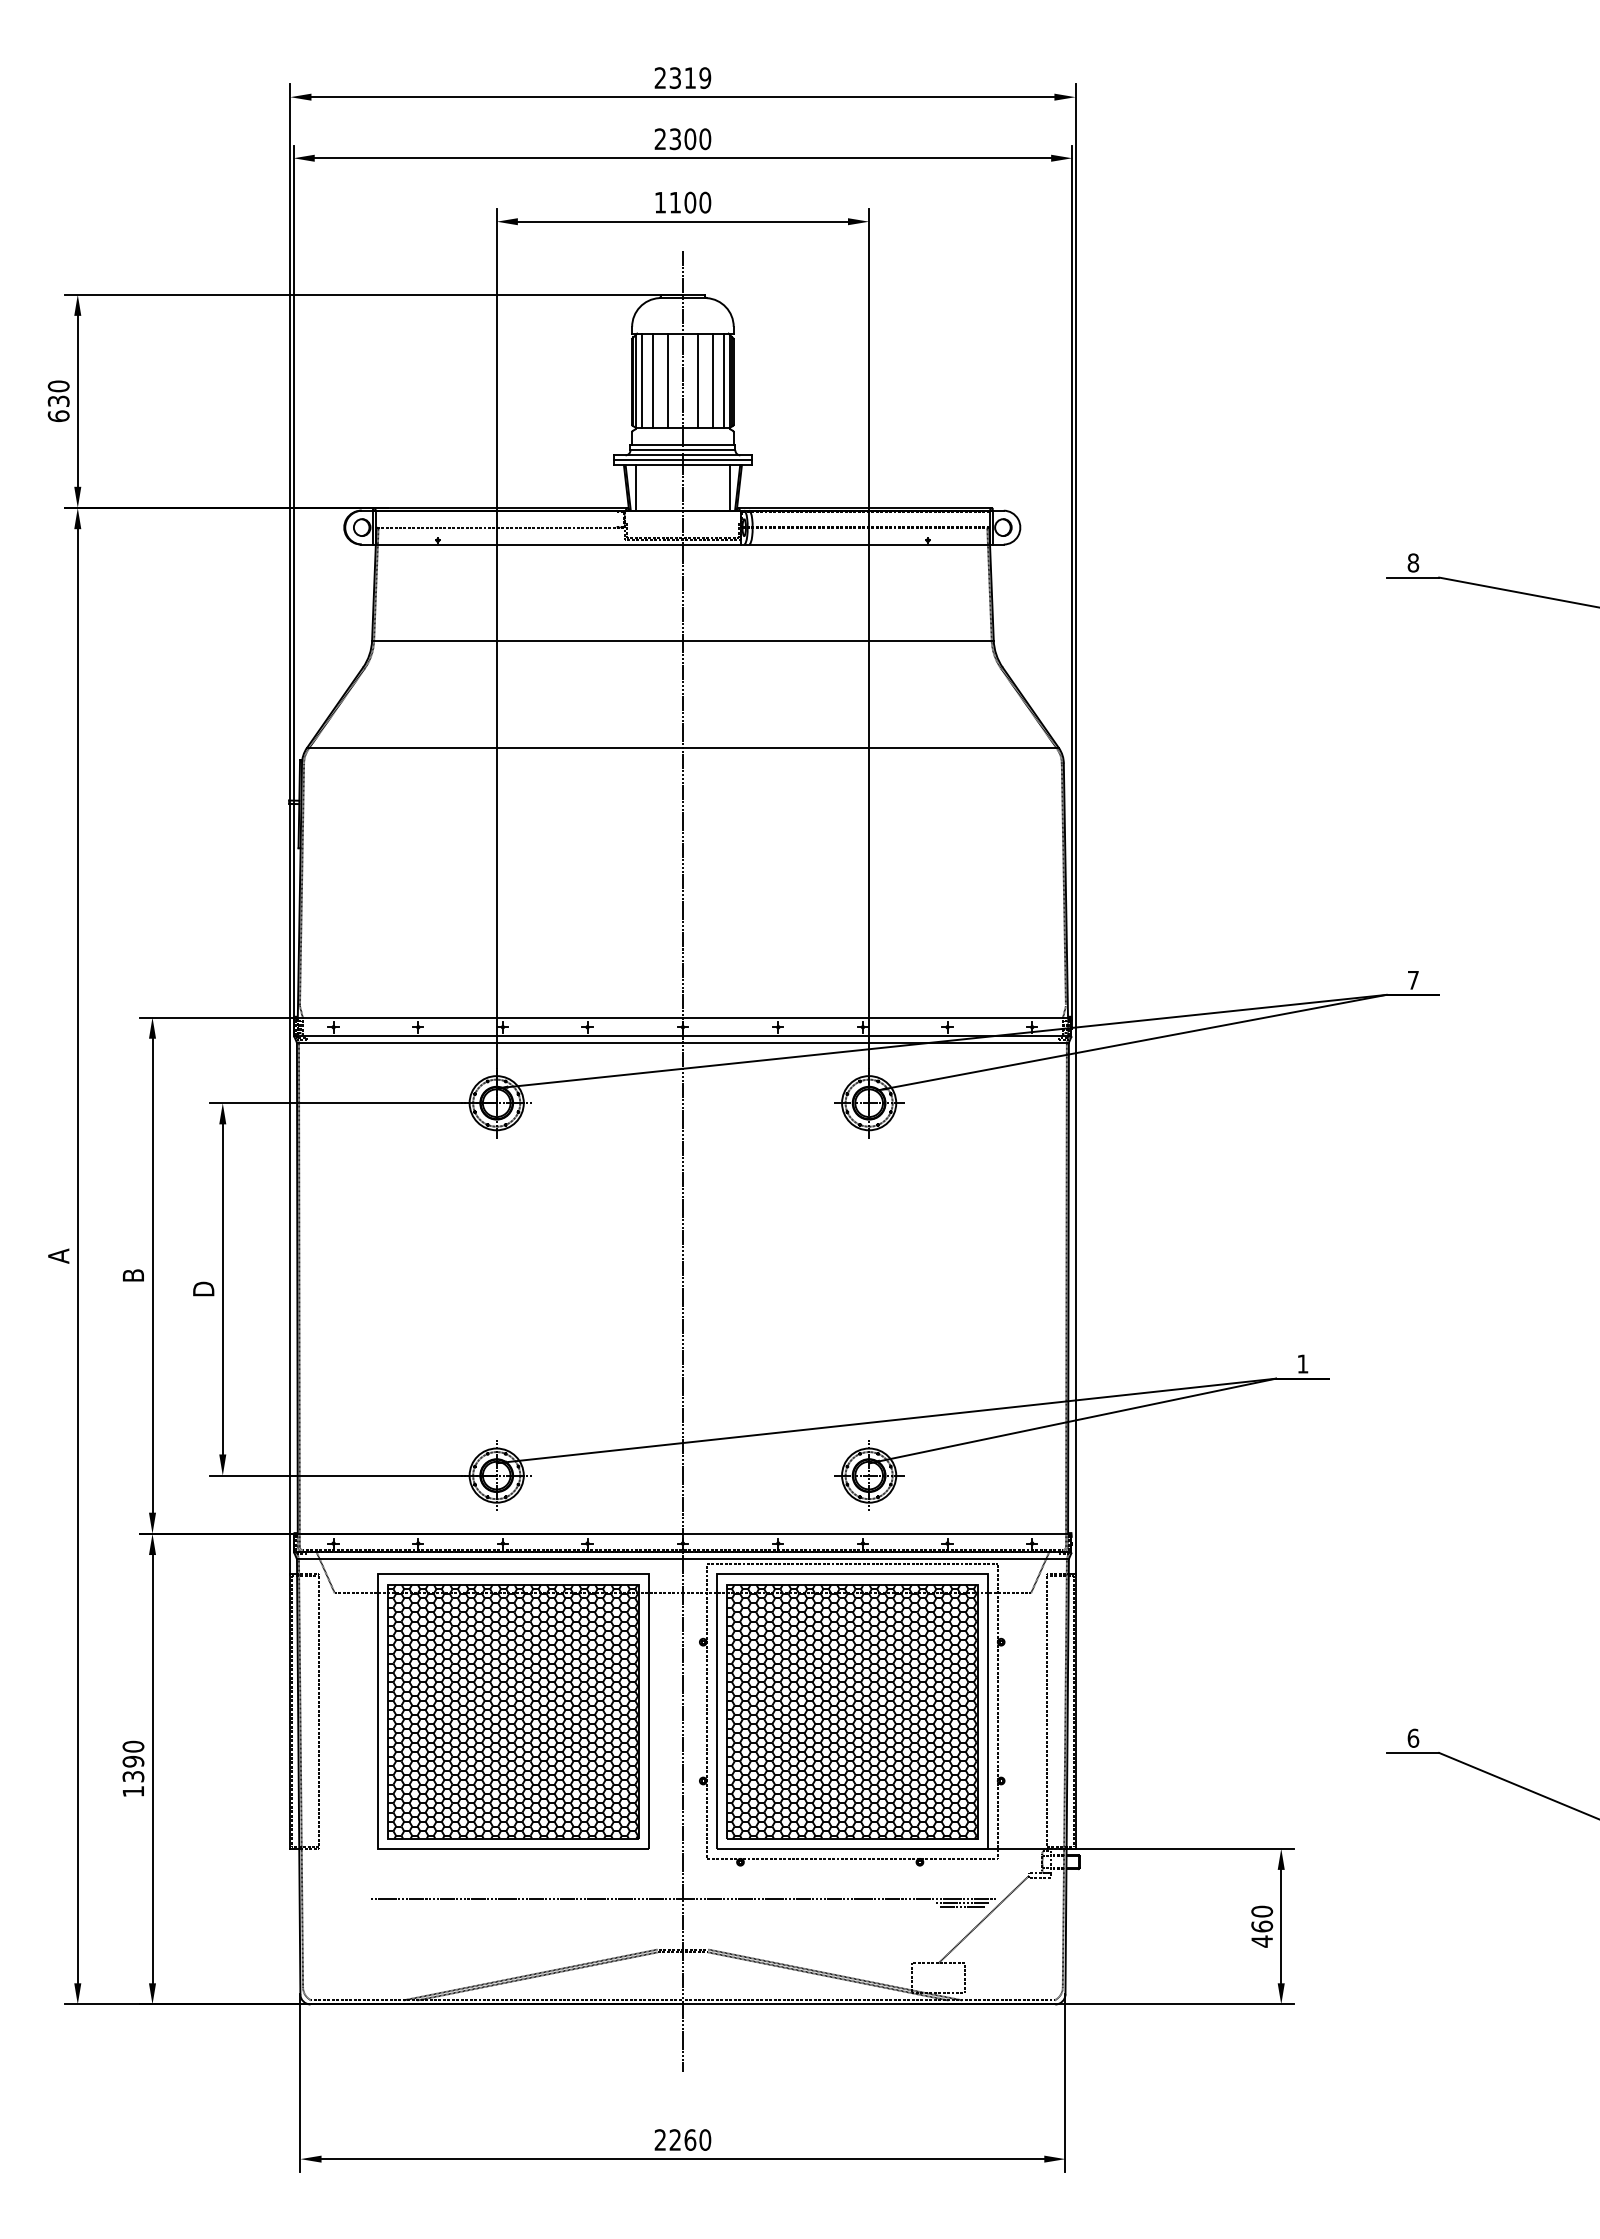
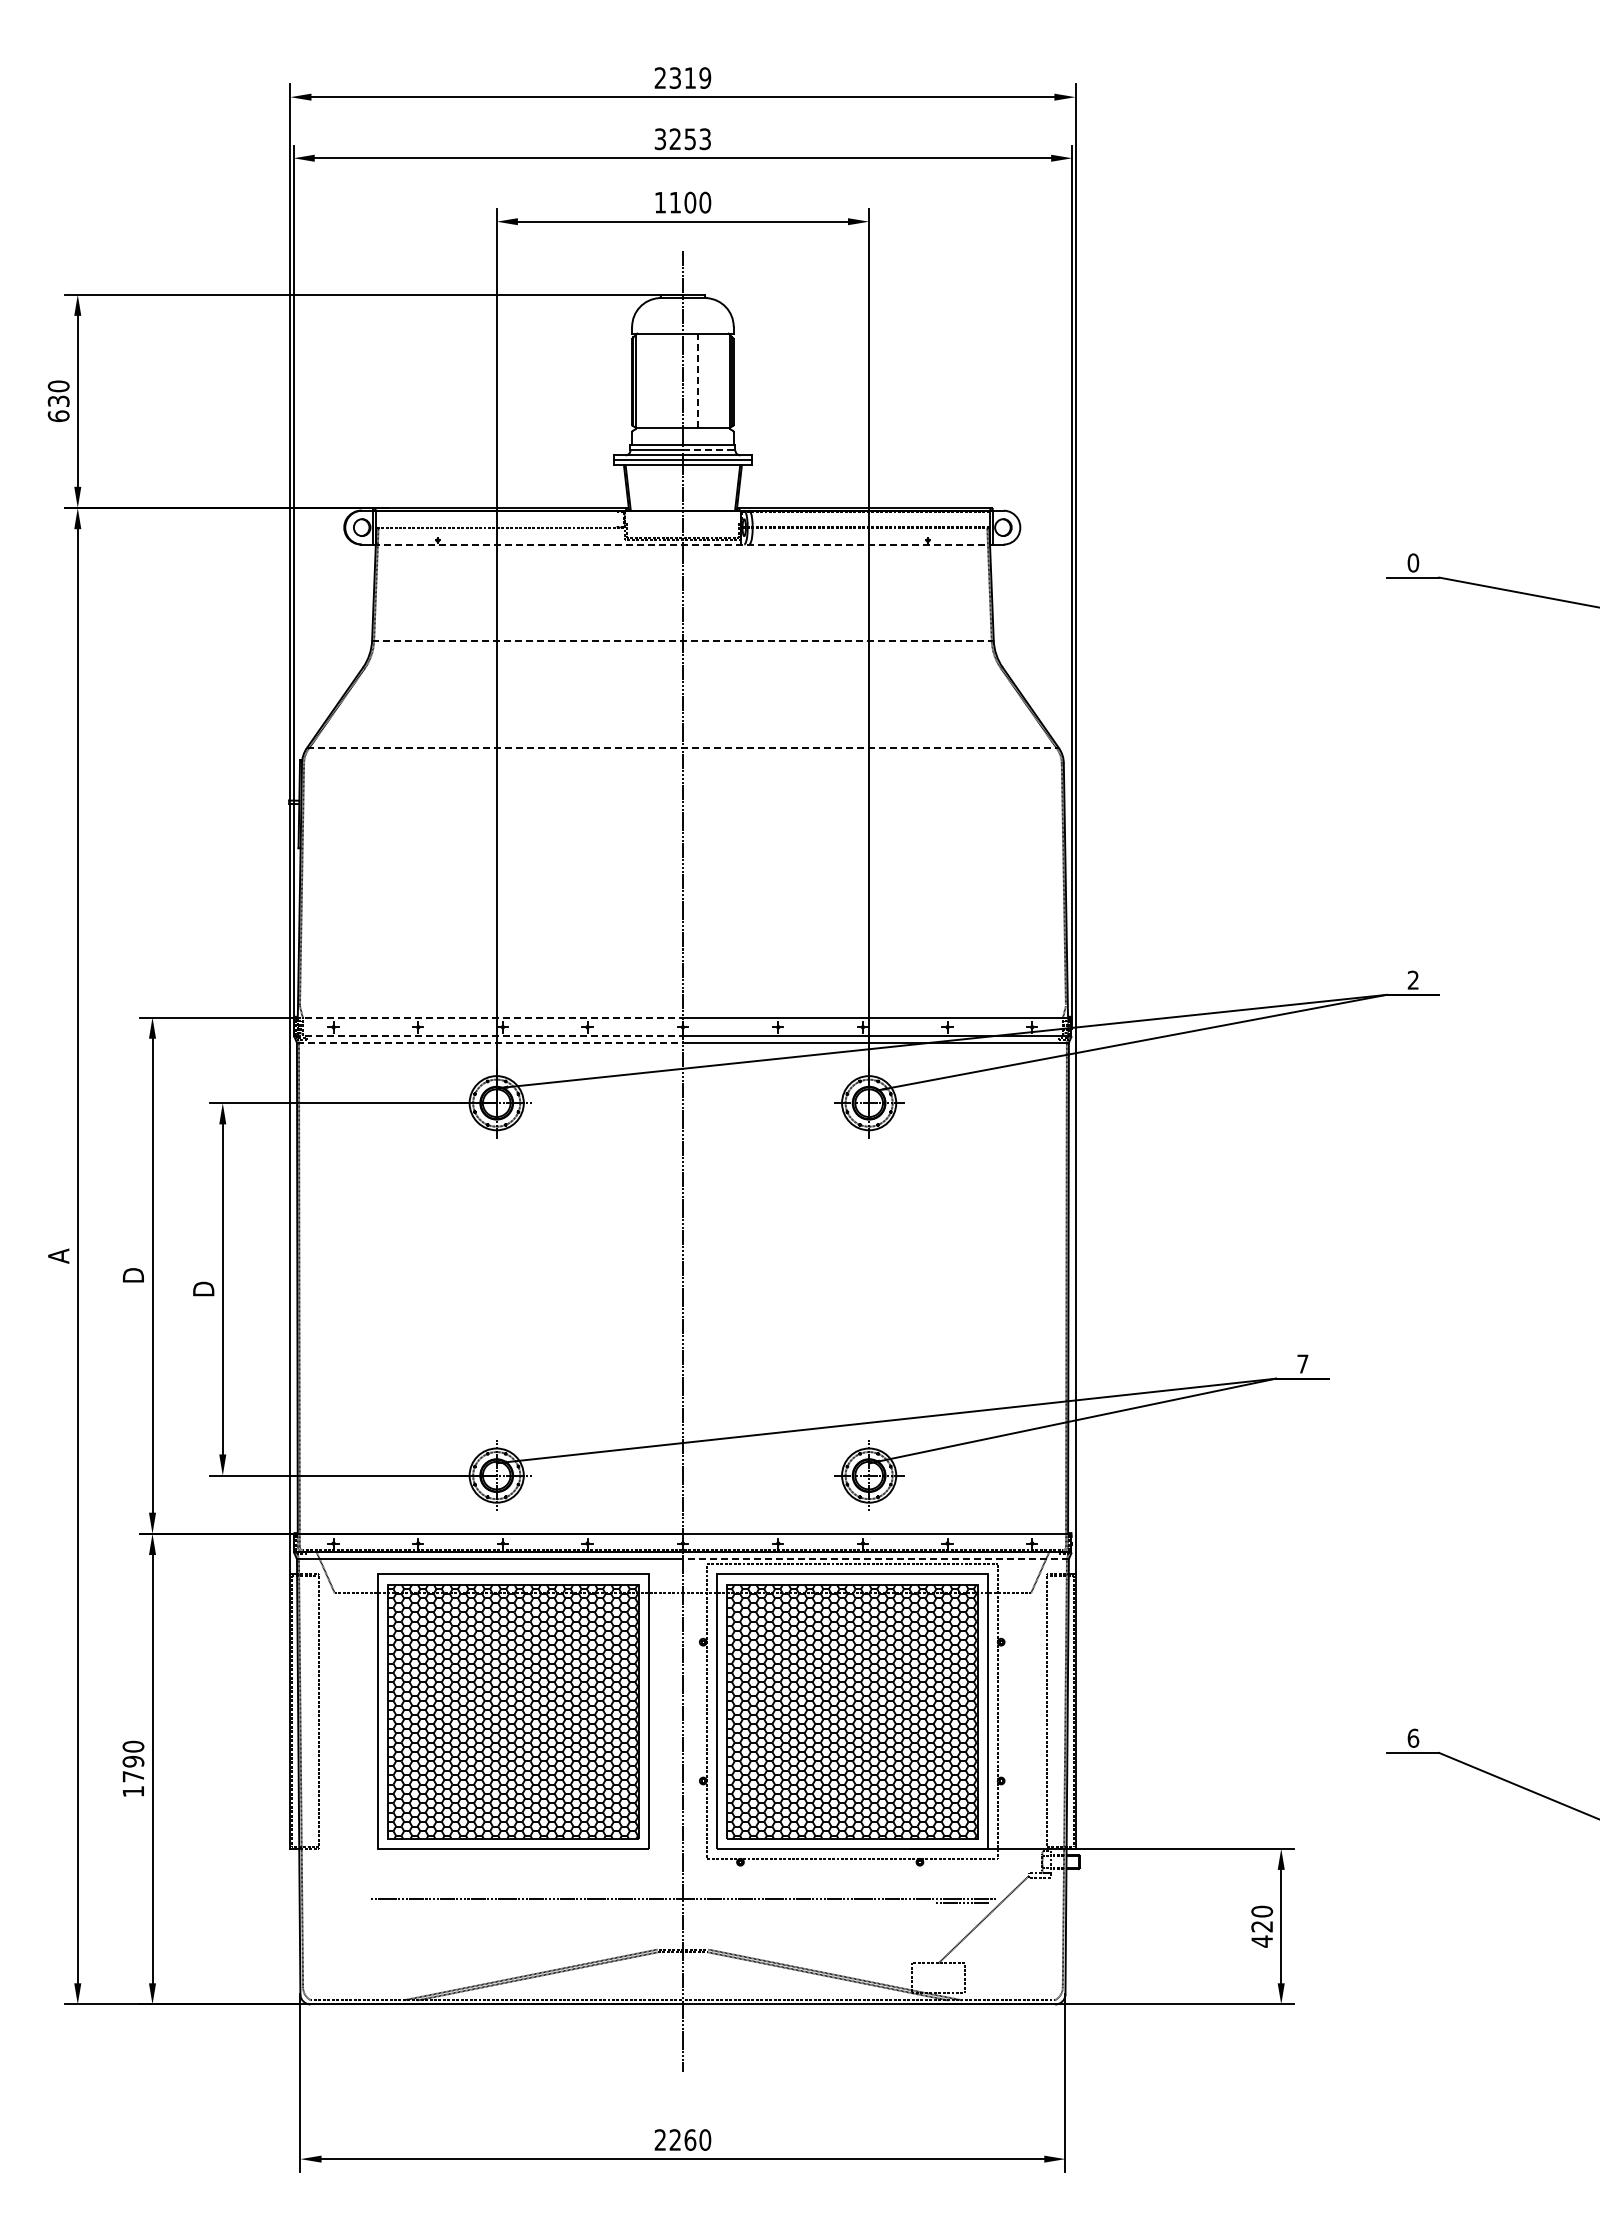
text: 2300 -> 3253 (682, 139)
line: present -> none (642, 380)
line: present -> none (652, 380)
line: present -> none (668, 380)
line: solid -> dashed (697, 380)
line: present -> none (713, 380)
line: present -> none (723, 380)
line: solid -> dashed (709, 450)
line: present -> none (636, 487)
line: present -> none (729, 487)
line: solid -> dashed (682, 544)
text: 8 -> 0 (1413, 562)
line: solid -> dashed (682, 640)
line: solid -> dashed (683, 748)
text: 7 -> 2 (1412, 979)
line: solid -> dashed (489, 1017)
line: solid -> dashed (489, 1036)
line: solid -> dashed (489, 1042)
text: B -> D (133, 1275)
text: 1 -> 7 (1302, 1363)
line: solid -> dashed (875, 1559)
text: 1390 -> 1790 (133, 1776)
line: present -> none (962, 1907)
text: 460 -> 420 (1262, 1926)
